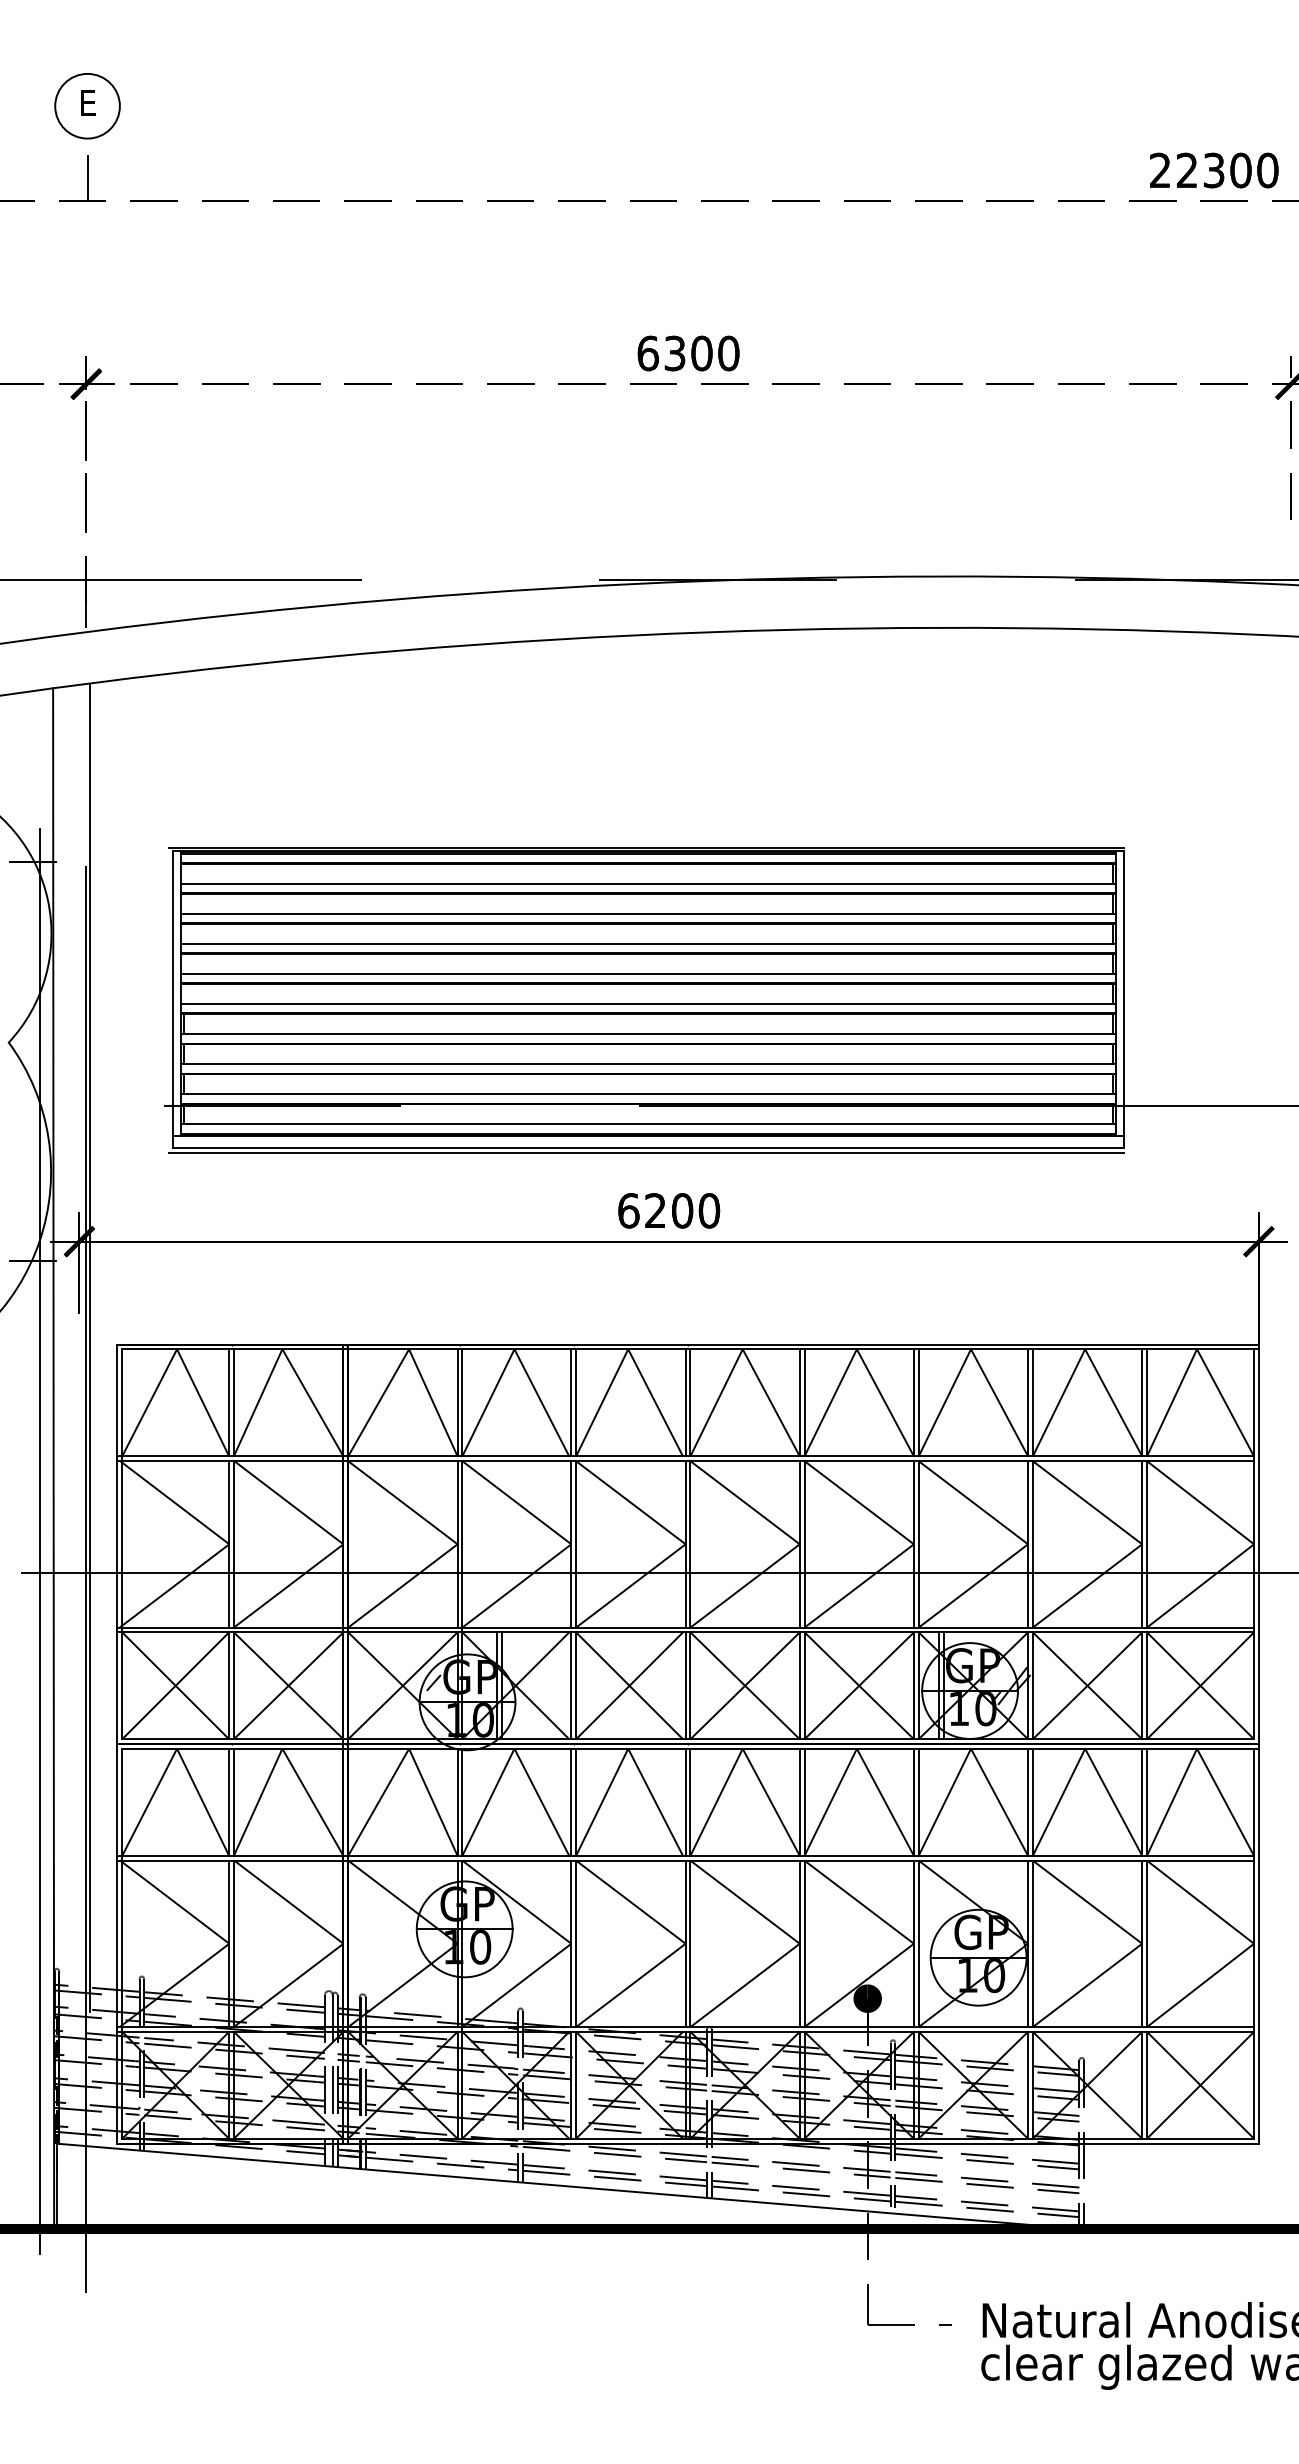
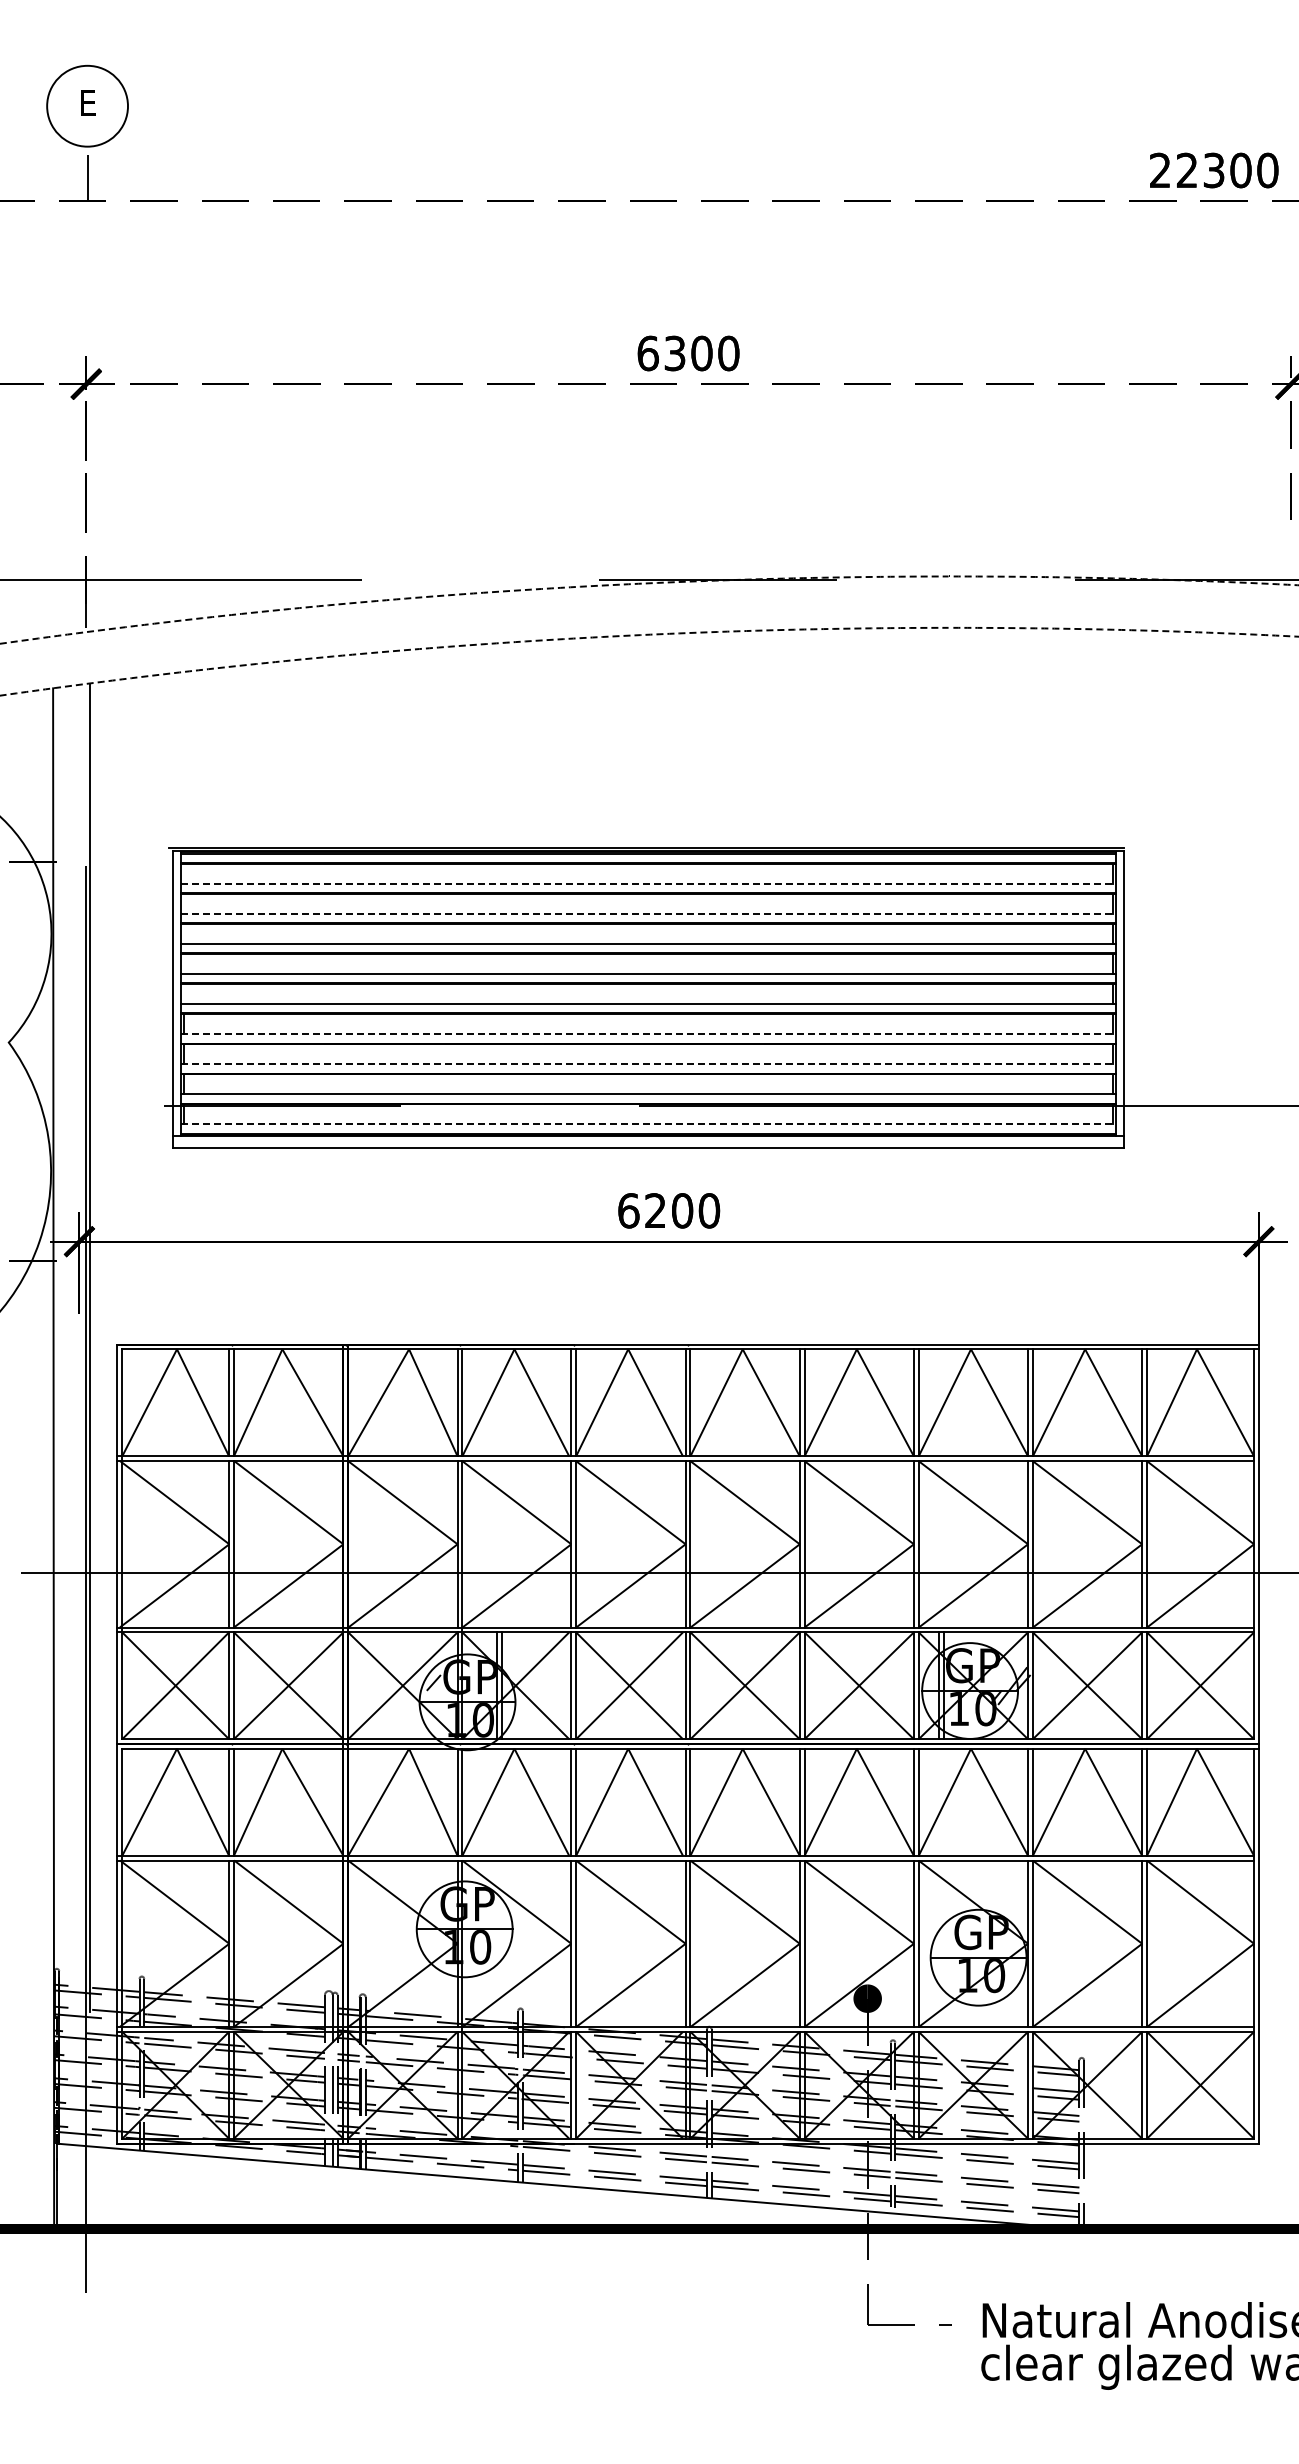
circle diameter: 65 px -> 81 px (87, 105)
arc: solid -> dashed (648, 583)
arc: solid -> dashed (644, 634)
line: solid -> dashed (648, 883)
line: solid -> dashed (648, 913)
line: solid -> dashed (648, 1034)
line: solid -> dashed (648, 1064)
line: solid -> dashed (648, 1124)
line: present -> none (646, 1153)
line: present -> none (39, 1558)
